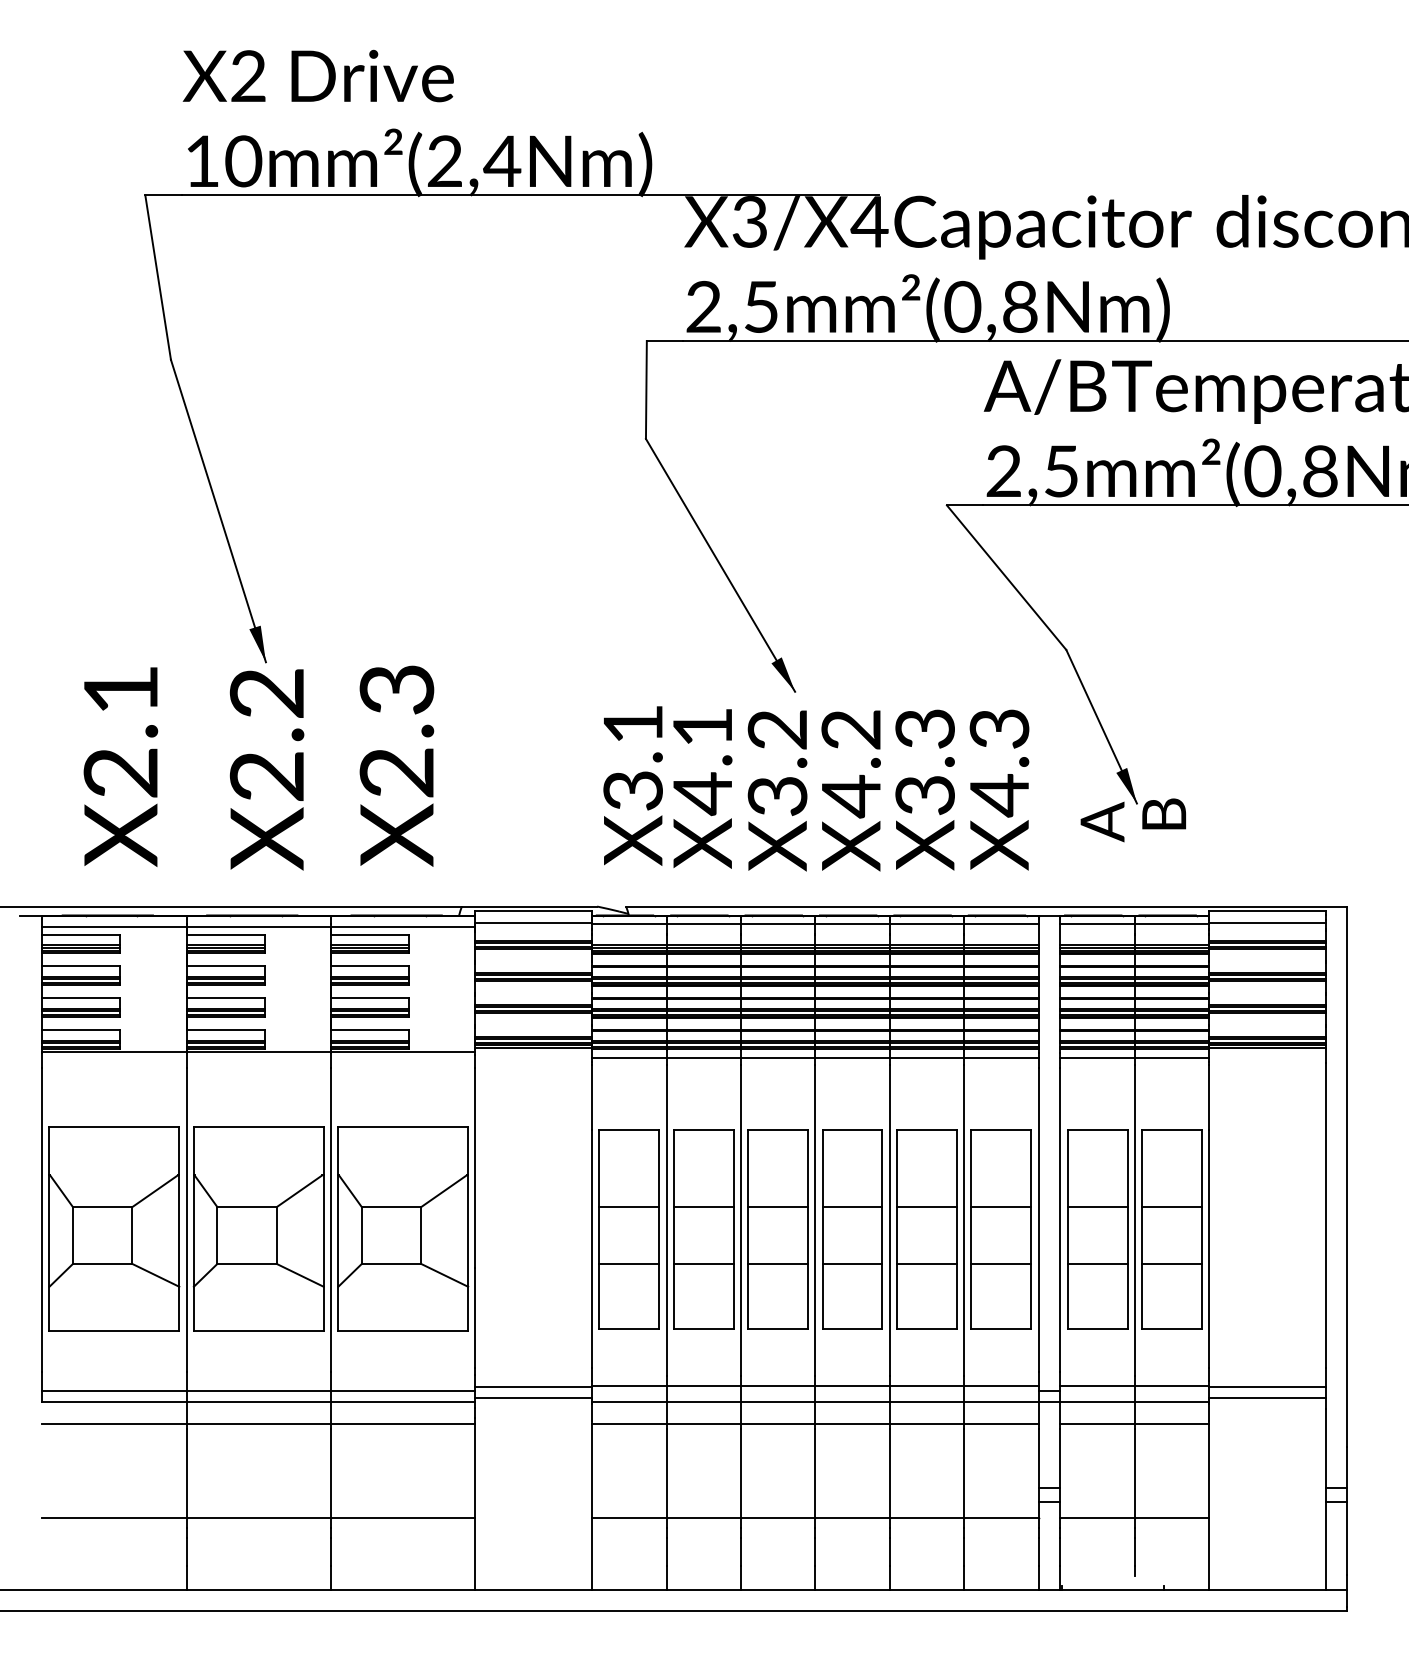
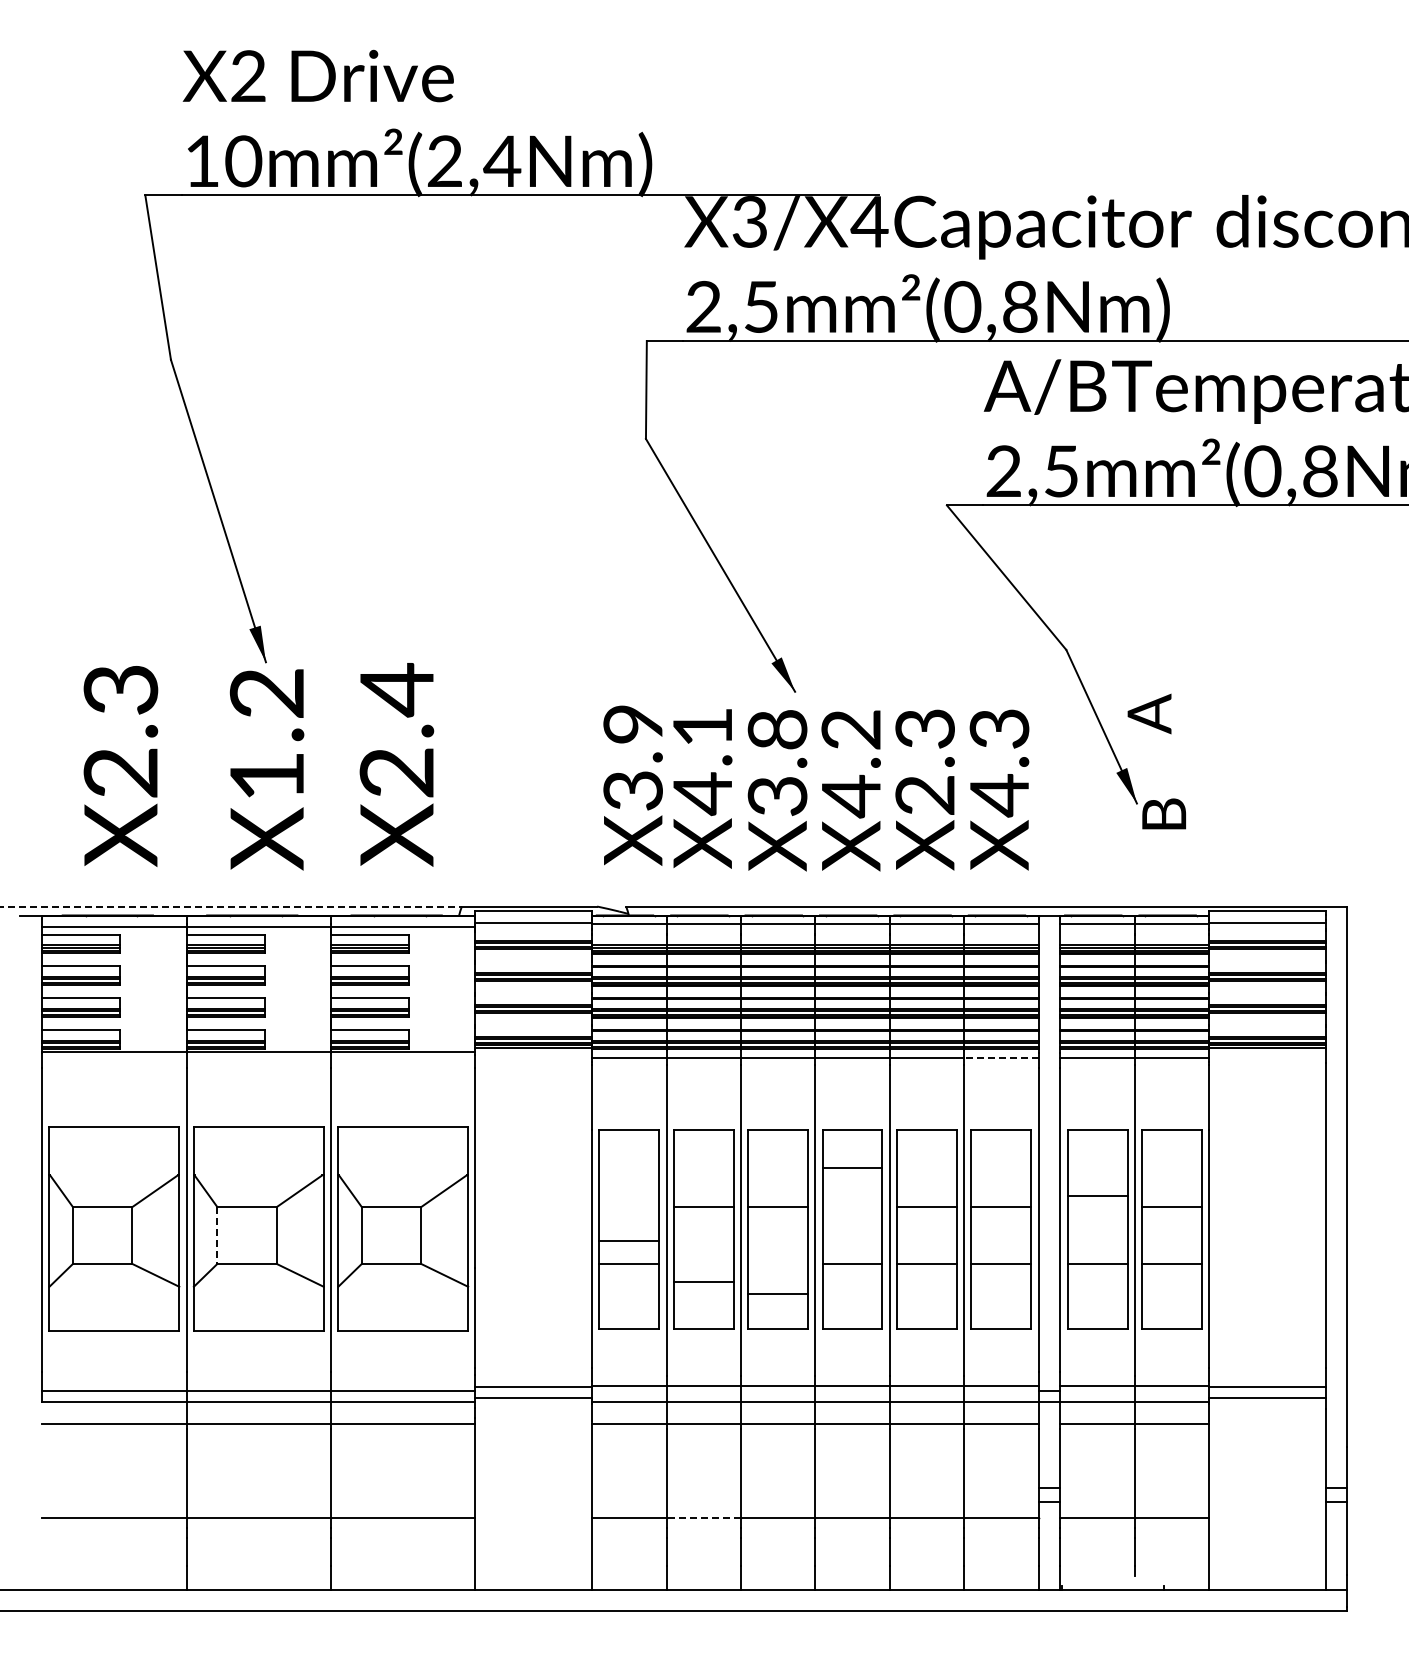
text: X2.1 -> X2.3 (120, 690)
text: X2.3 -> X2.4 (396, 690)
text: X3.1 -> X3.9 (632, 724)
text: X3.2 -> X3.8 (777, 729)
text: X2.2 -> X1.2 (266, 776)
text: X3.3 -> X2.3 (925, 795)
text position: (1102, 821) -> (1149, 713) (1149, 713)
line: solid -> dashed (230, 906)
line: solid -> dashed (1000, 1057)
line position: (629, 1207) -> (629, 1241) (629, 1241)
line position: (852, 1207) -> (852, 1168) (852, 1168)
line position: (1097, 1207) -> (1097, 1196) (1097, 1196)
line: solid -> dashed (217, 1236)
line position: (703, 1263) -> (703, 1281) (703, 1281)
line position: (778, 1263) -> (778, 1293) (778, 1293)
line: solid -> dashed (703, 1517)
